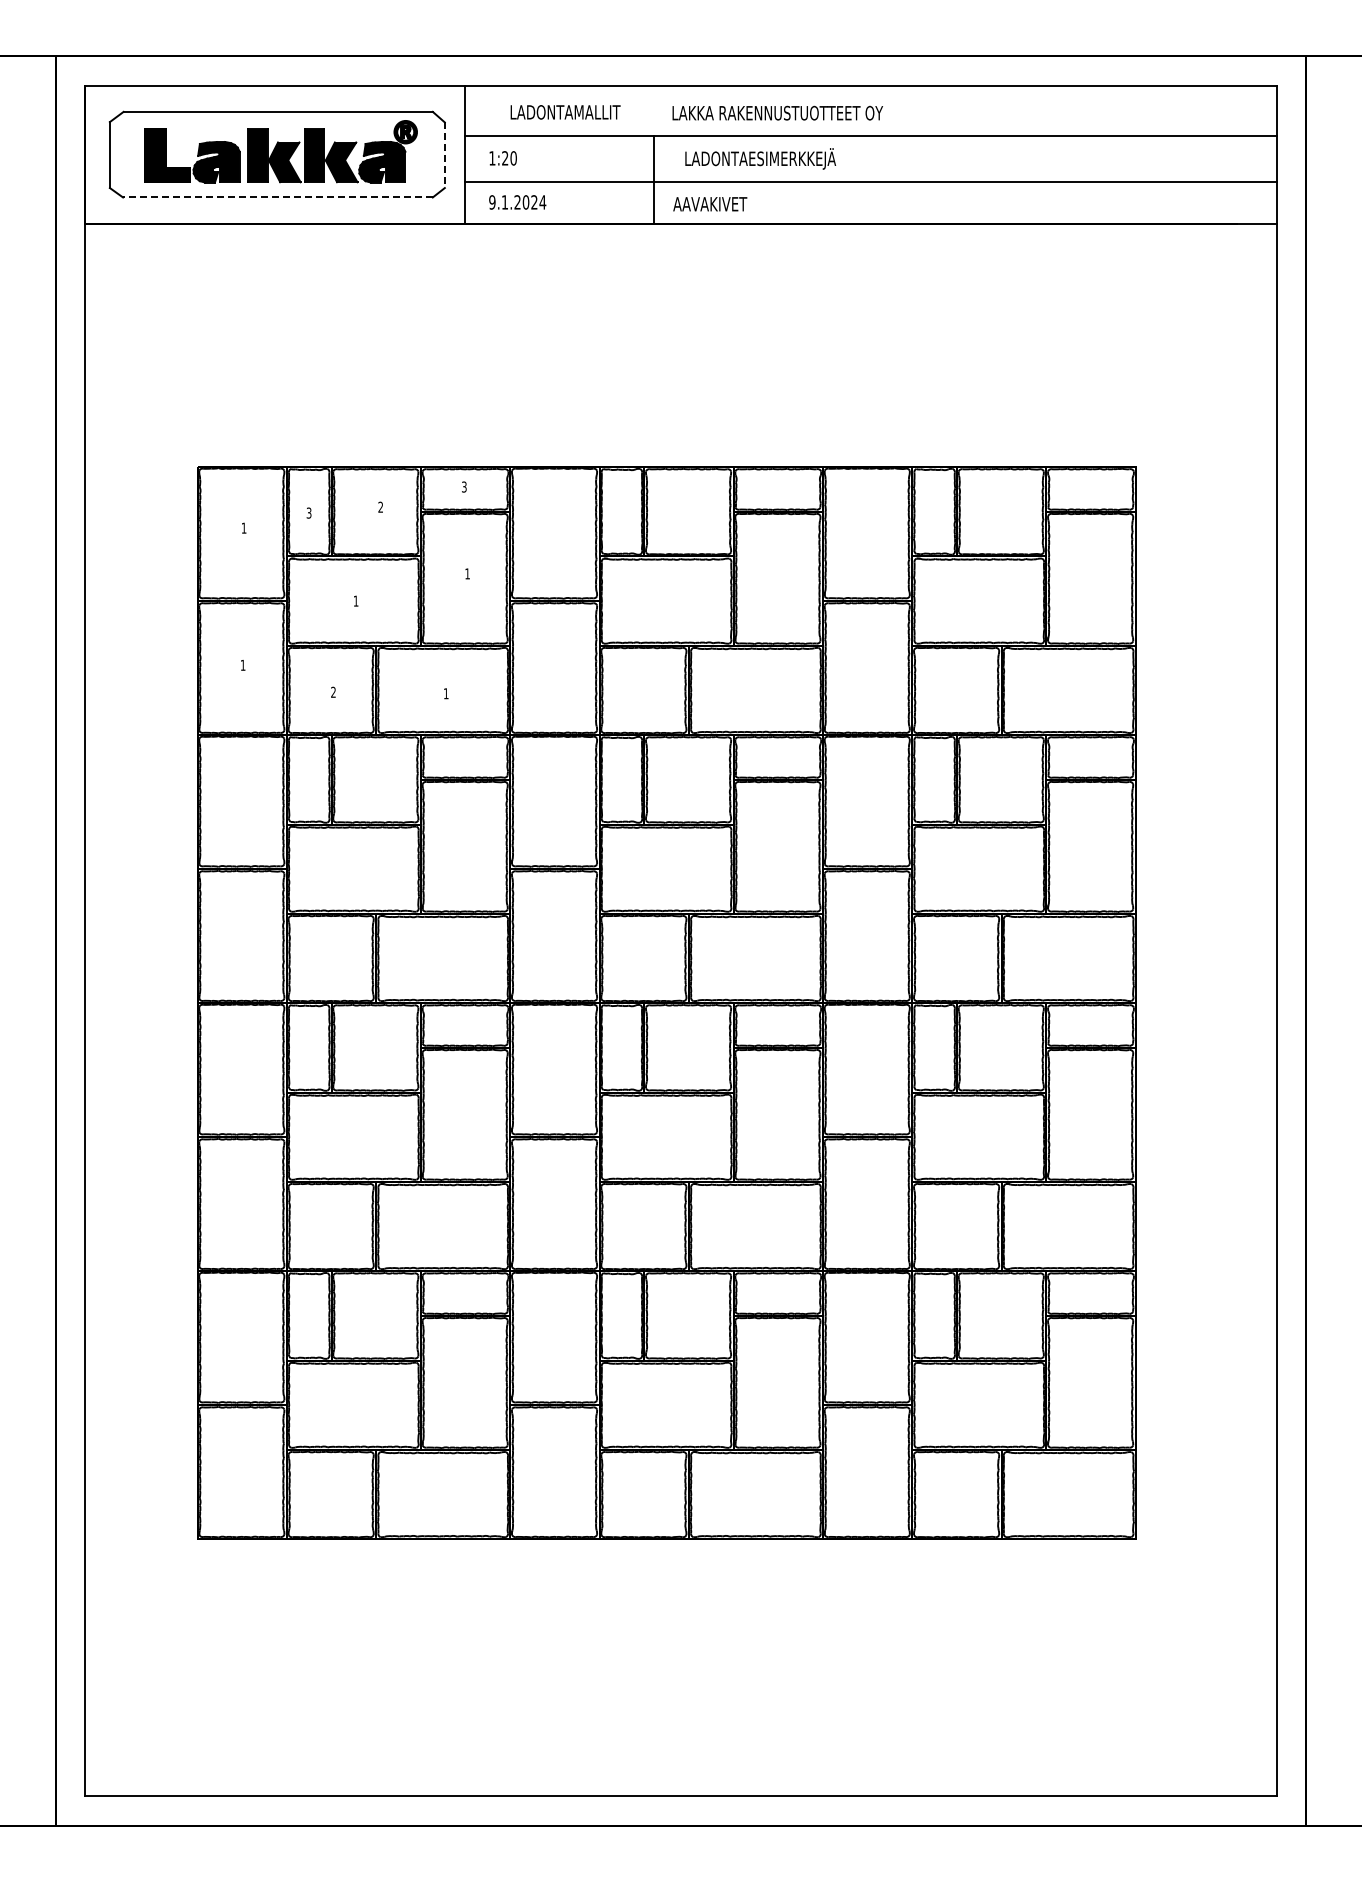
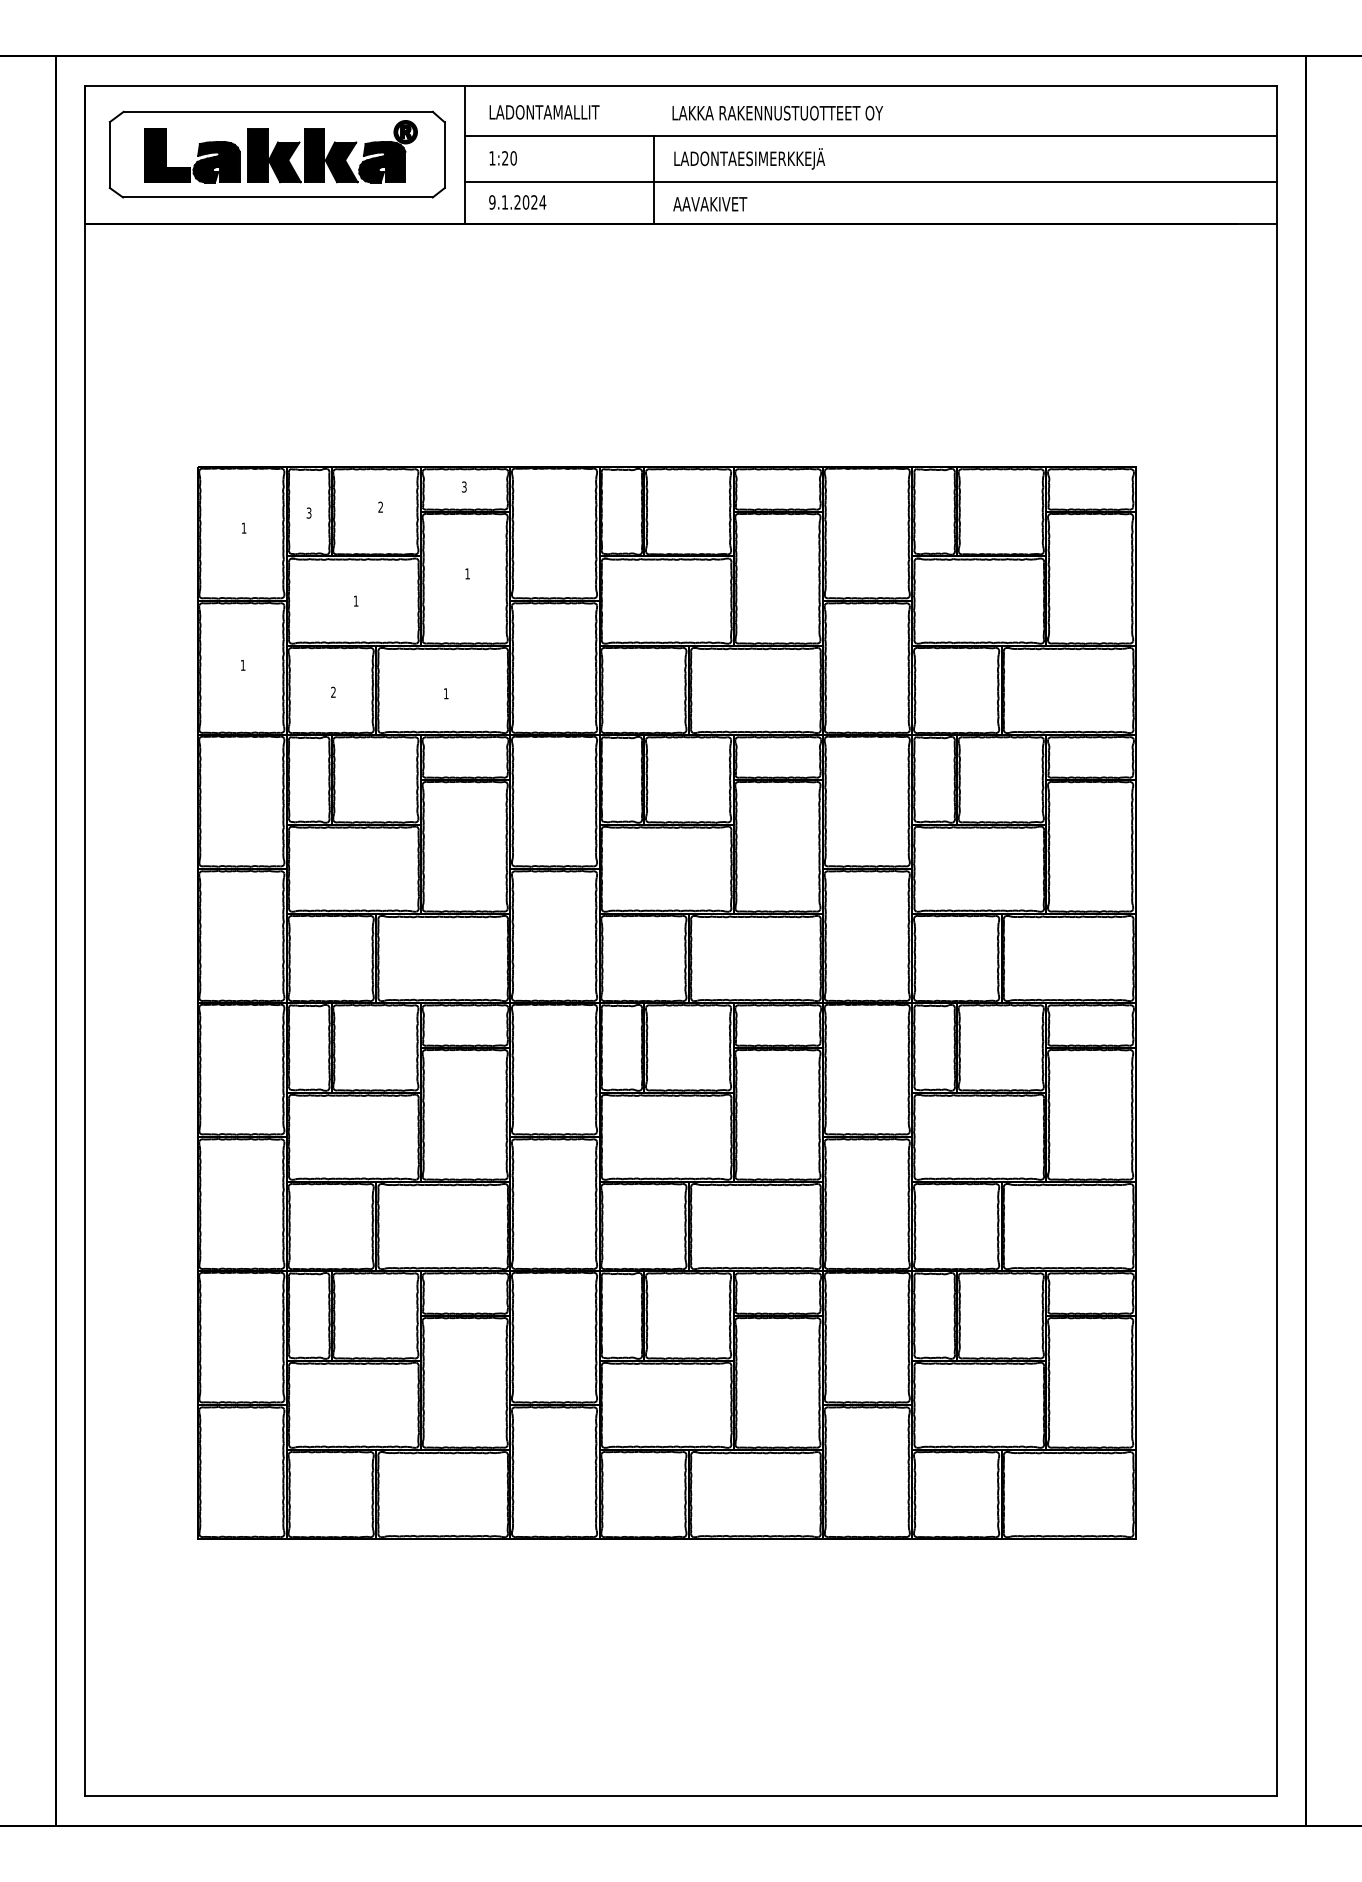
text position: (565, 112) -> (544, 112) (544, 112)
line: dashed -> solid (444, 155)
text position: (760, 158) -> (749, 158) (749, 158)
line: dashed -> solid (277, 197)
